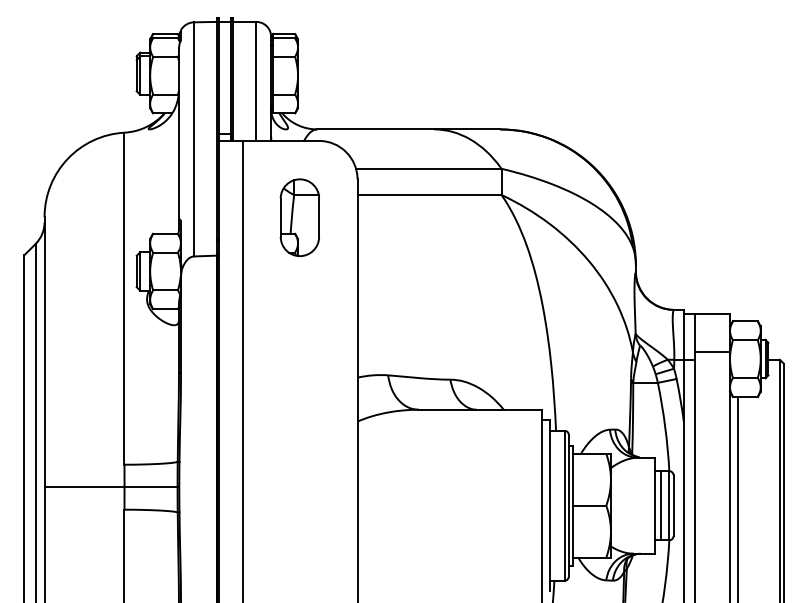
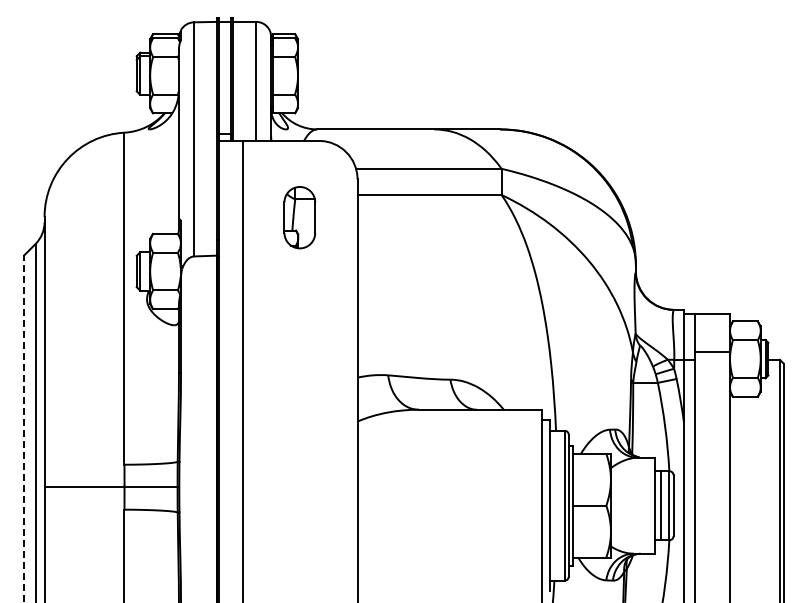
part size: 41x79 px -> 34x64 px (299, 217)
line: solid -> dashed (24, 428)
line: present -> none (737, 497)
